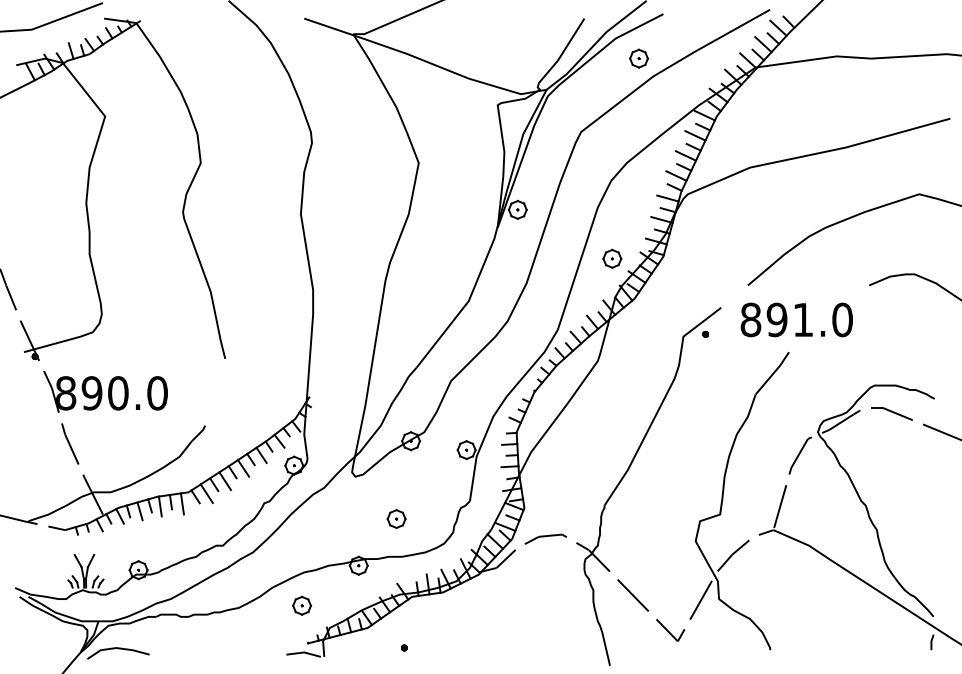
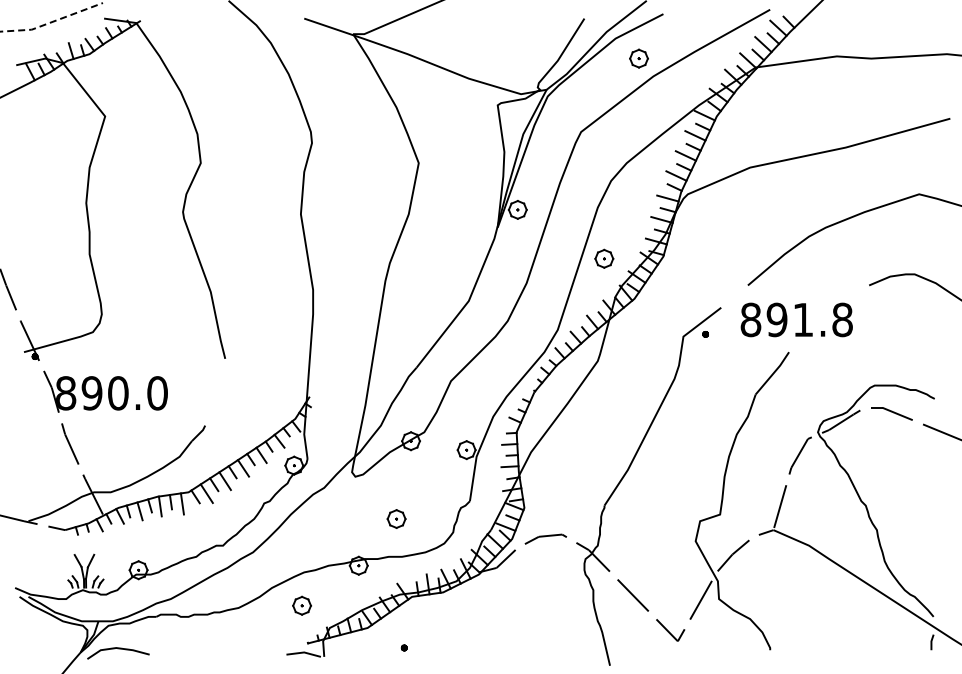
line: solid -> dashed (52, 22)
part position: (612, 258) -> (604, 258) (604, 258)
text: 891.0 -> 891.8 (842, 319)
